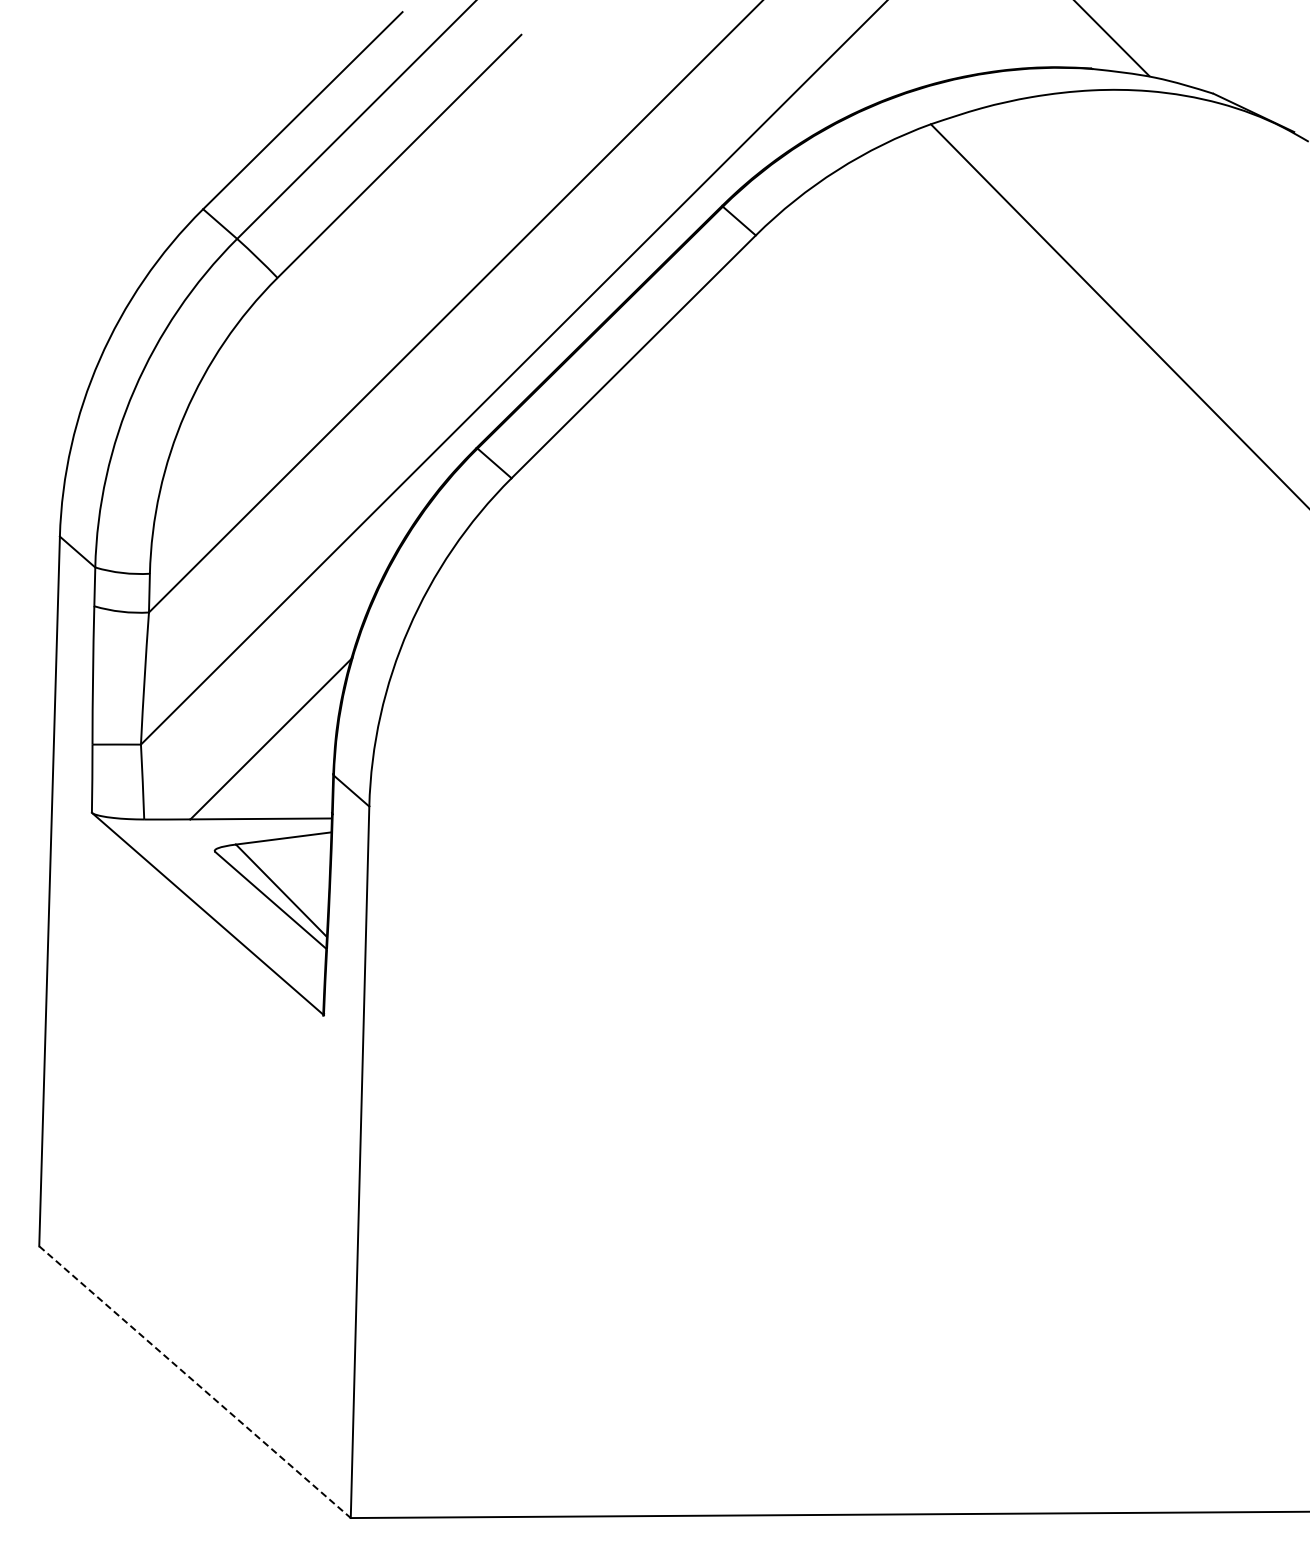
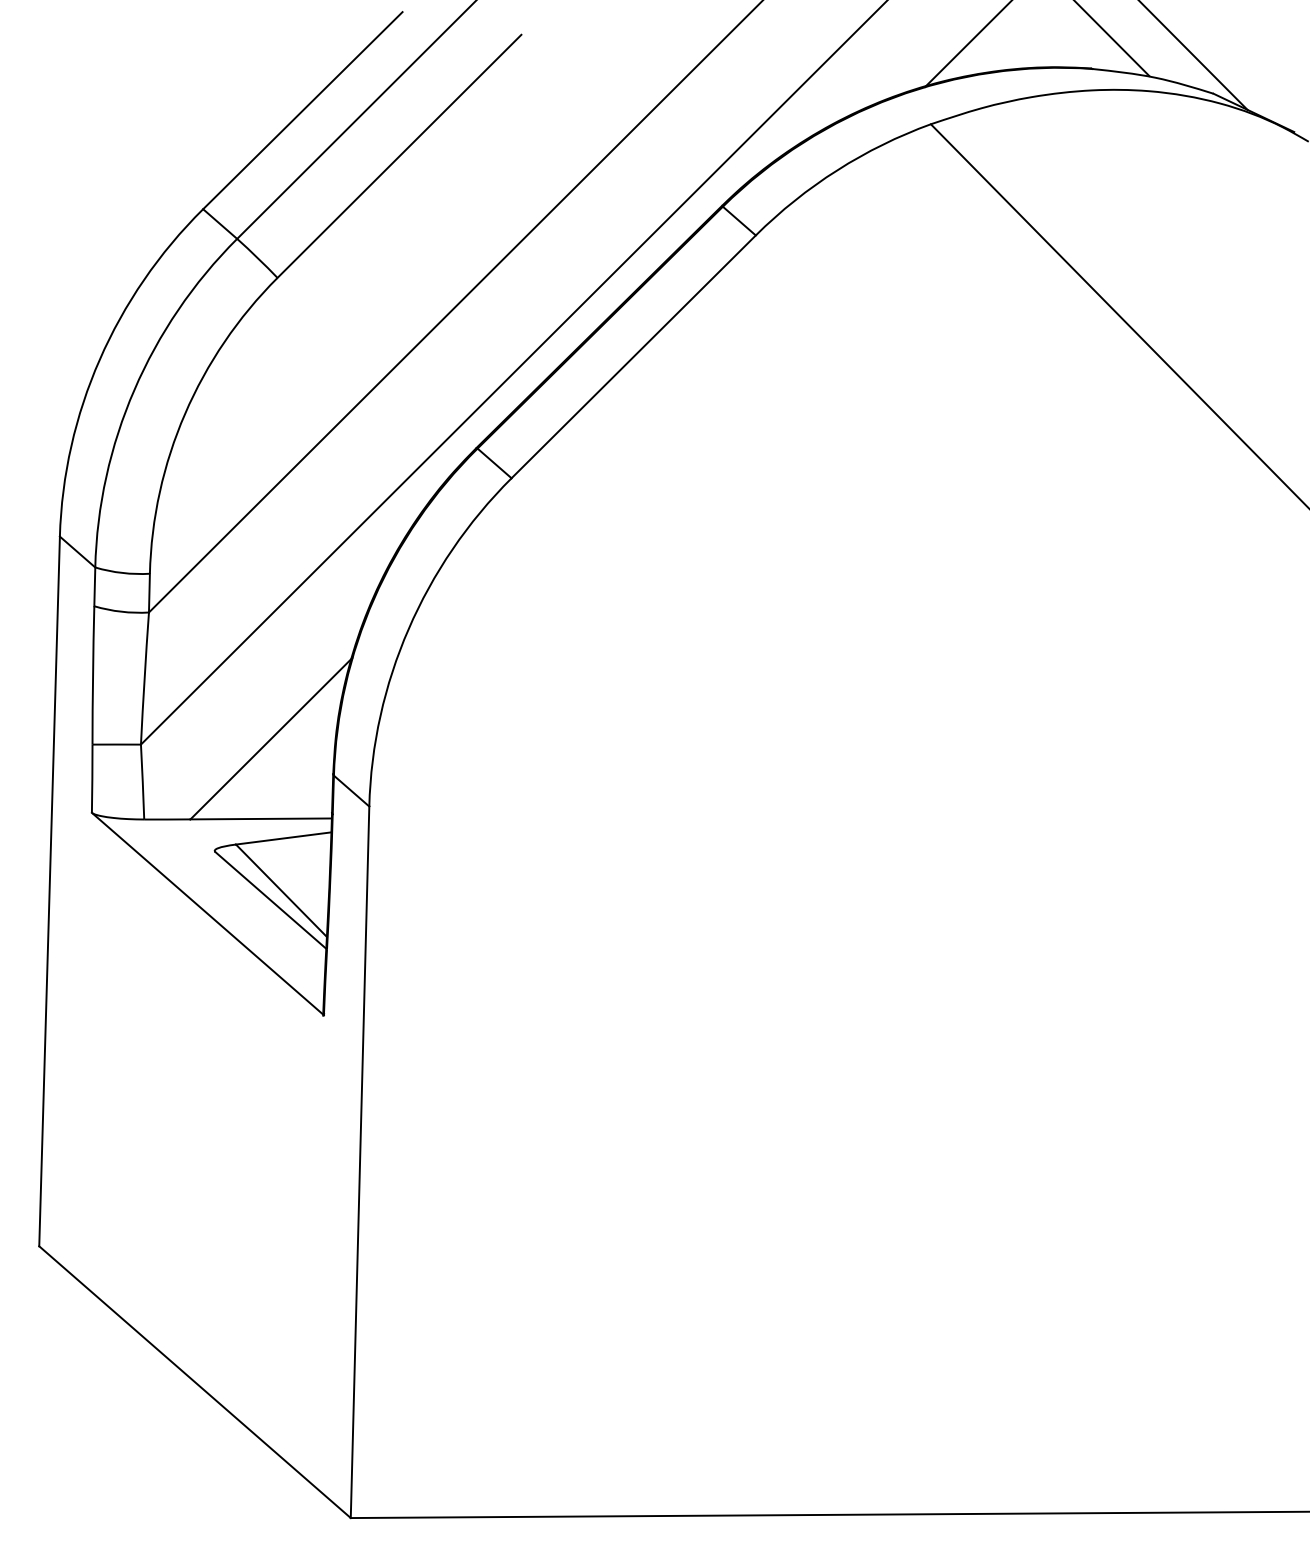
line: none -> present (967, 44)
line: none -> present (1193, 55)
line: dashed -> solid (195, 1382)
